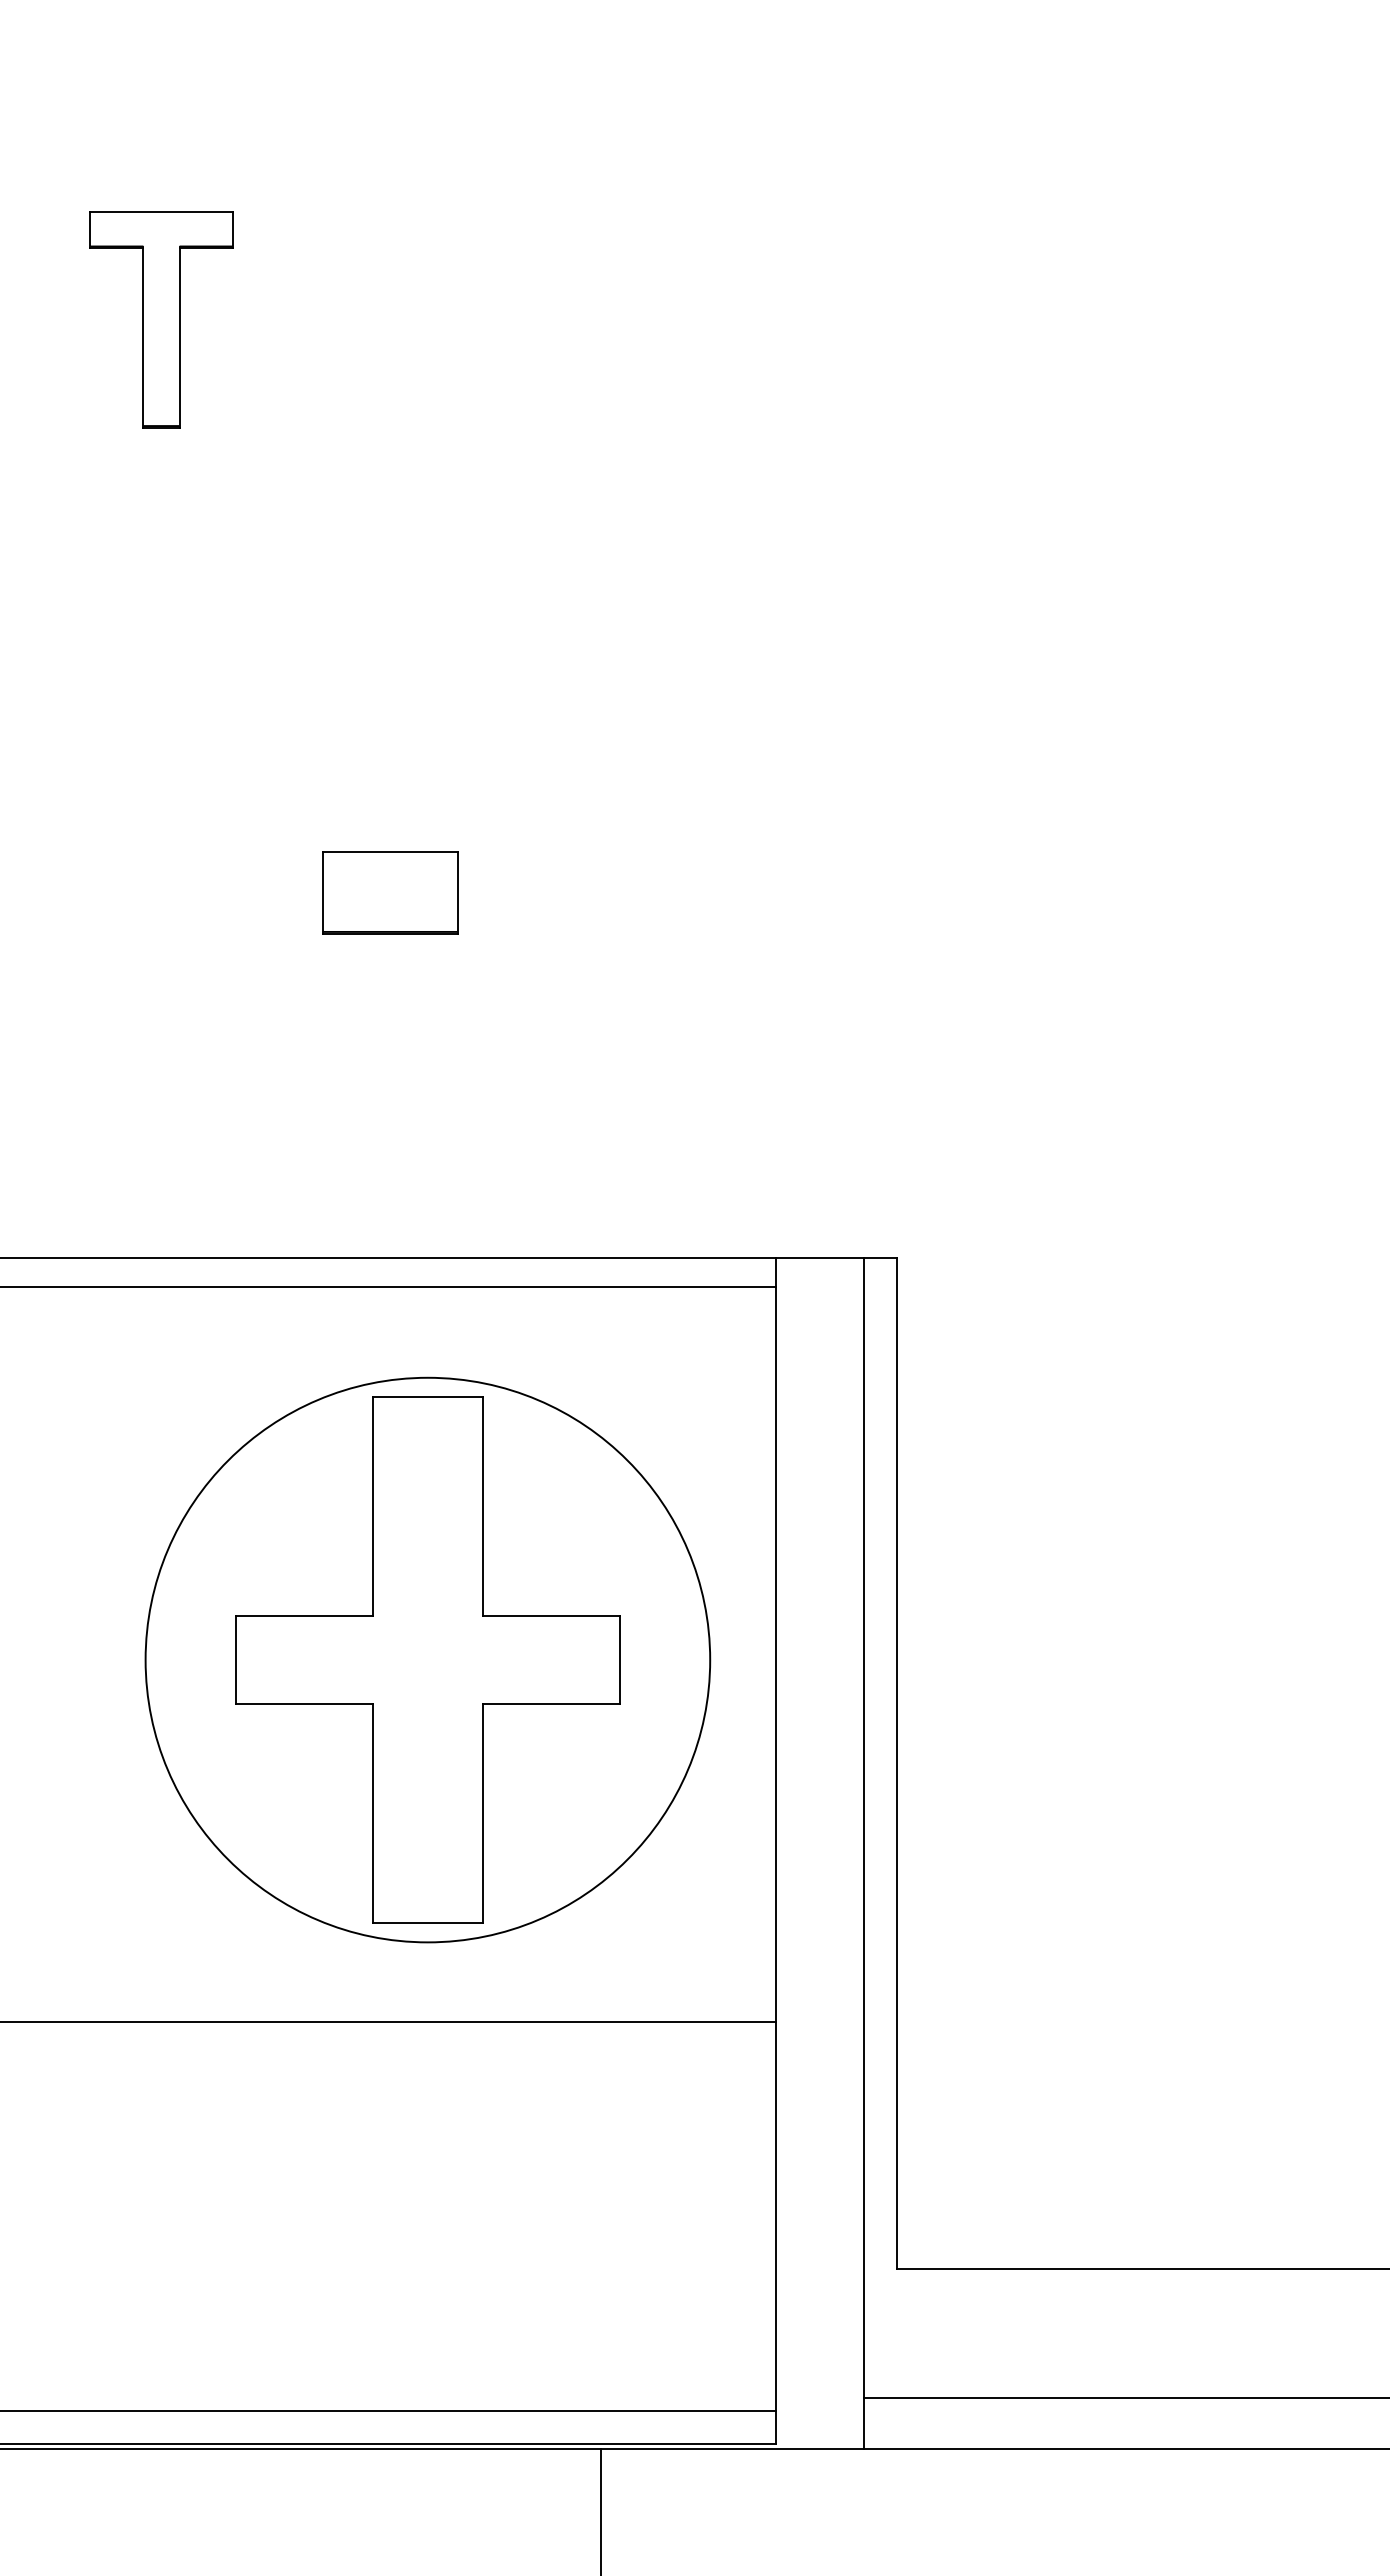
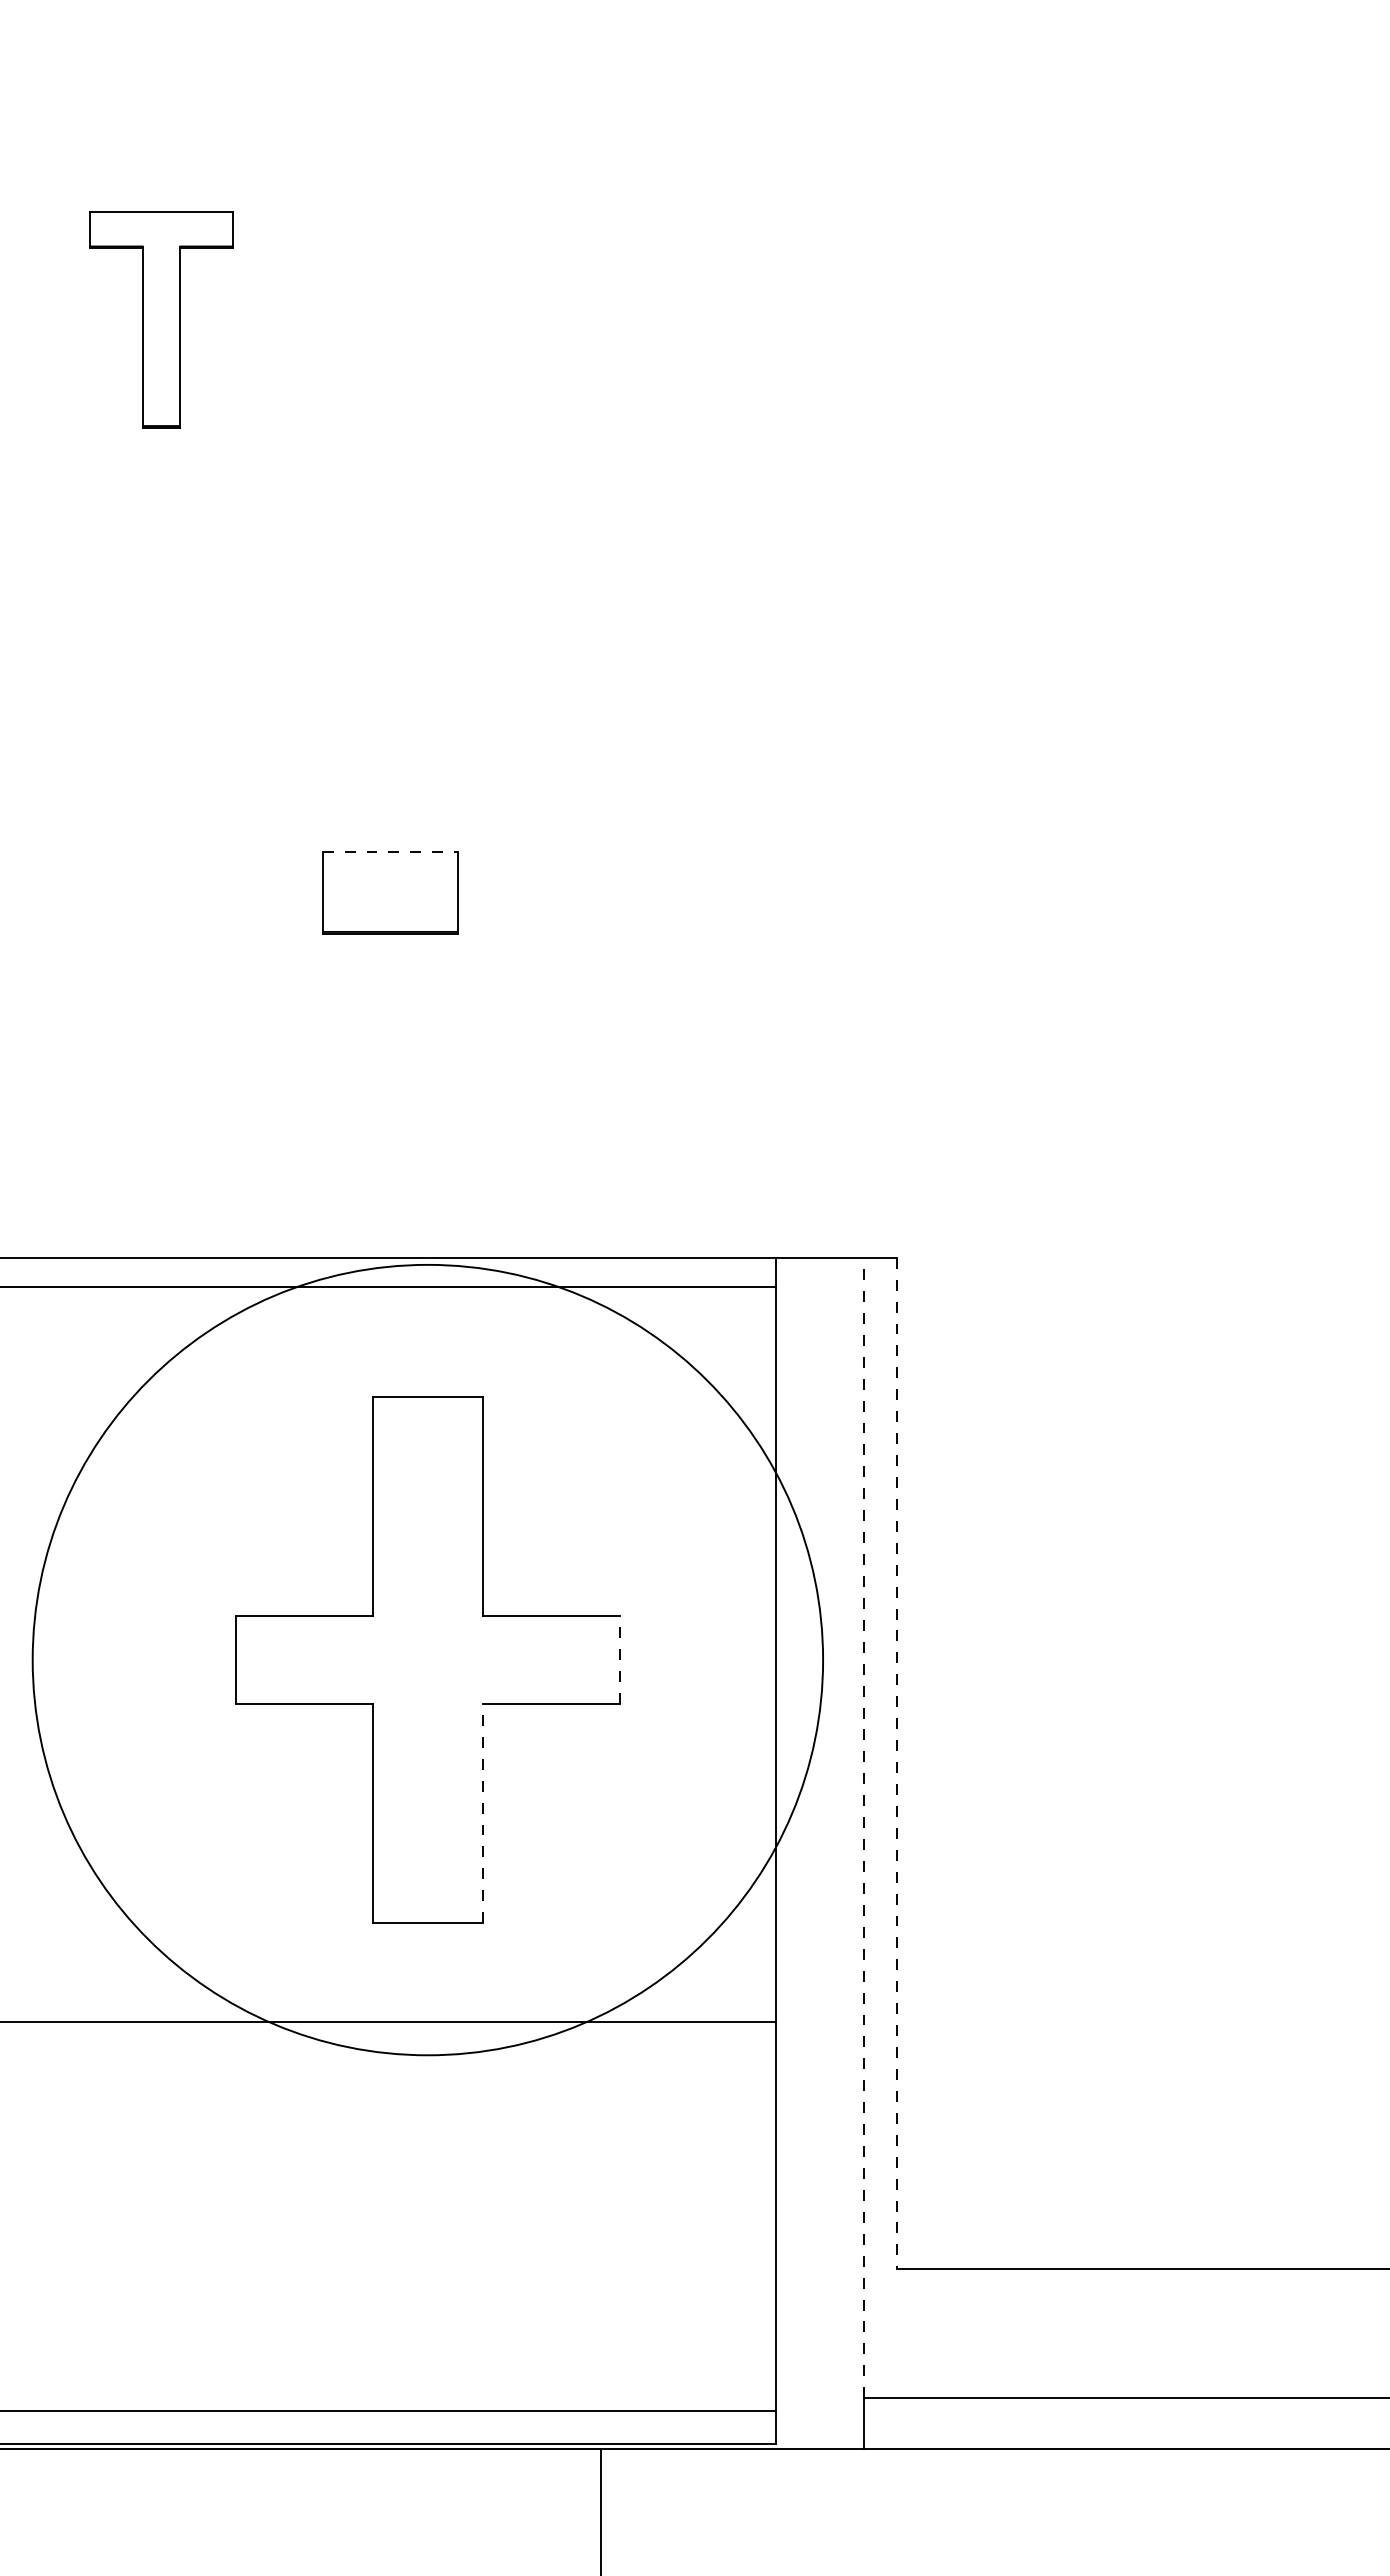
line: solid -> dashed (390, 852)
circle diameter: 565 px -> 790 px (427, 1659)
line: solid -> dashed (619, 1660)
line: solid -> dashed (896, 1763)
line: solid -> dashed (482, 1813)
line: solid -> dashed (863, 1827)
